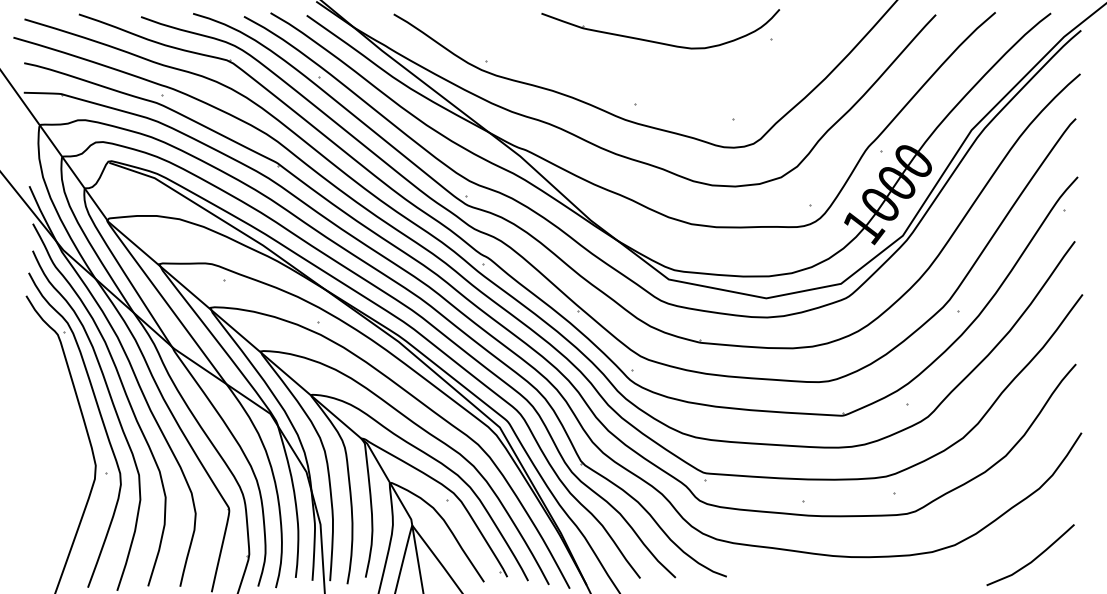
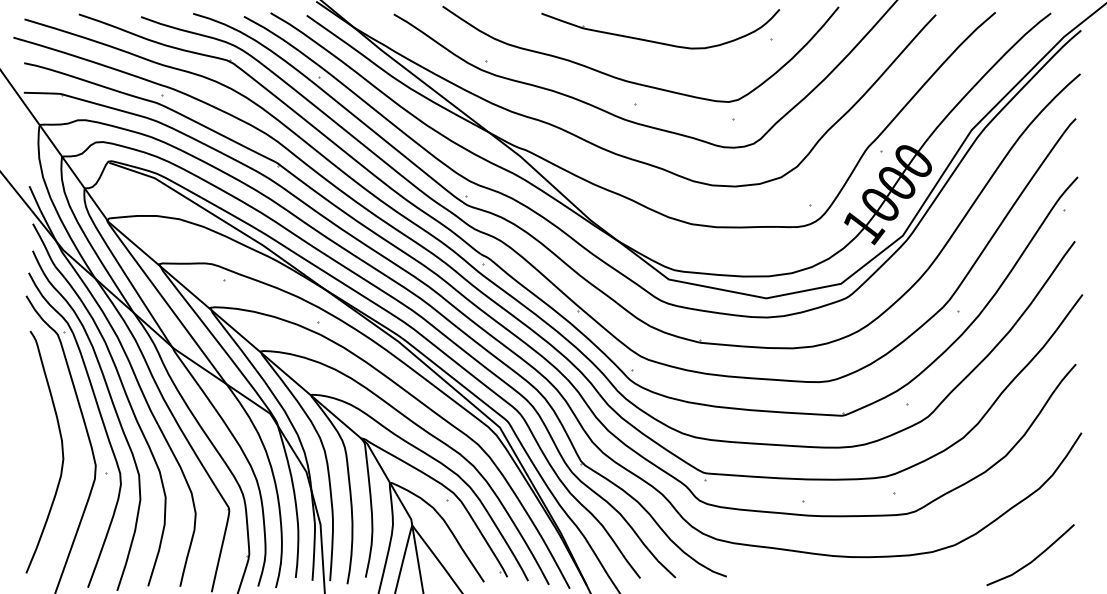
curve: none -> present (632, 81)
curve: none -> present (61, 451)
